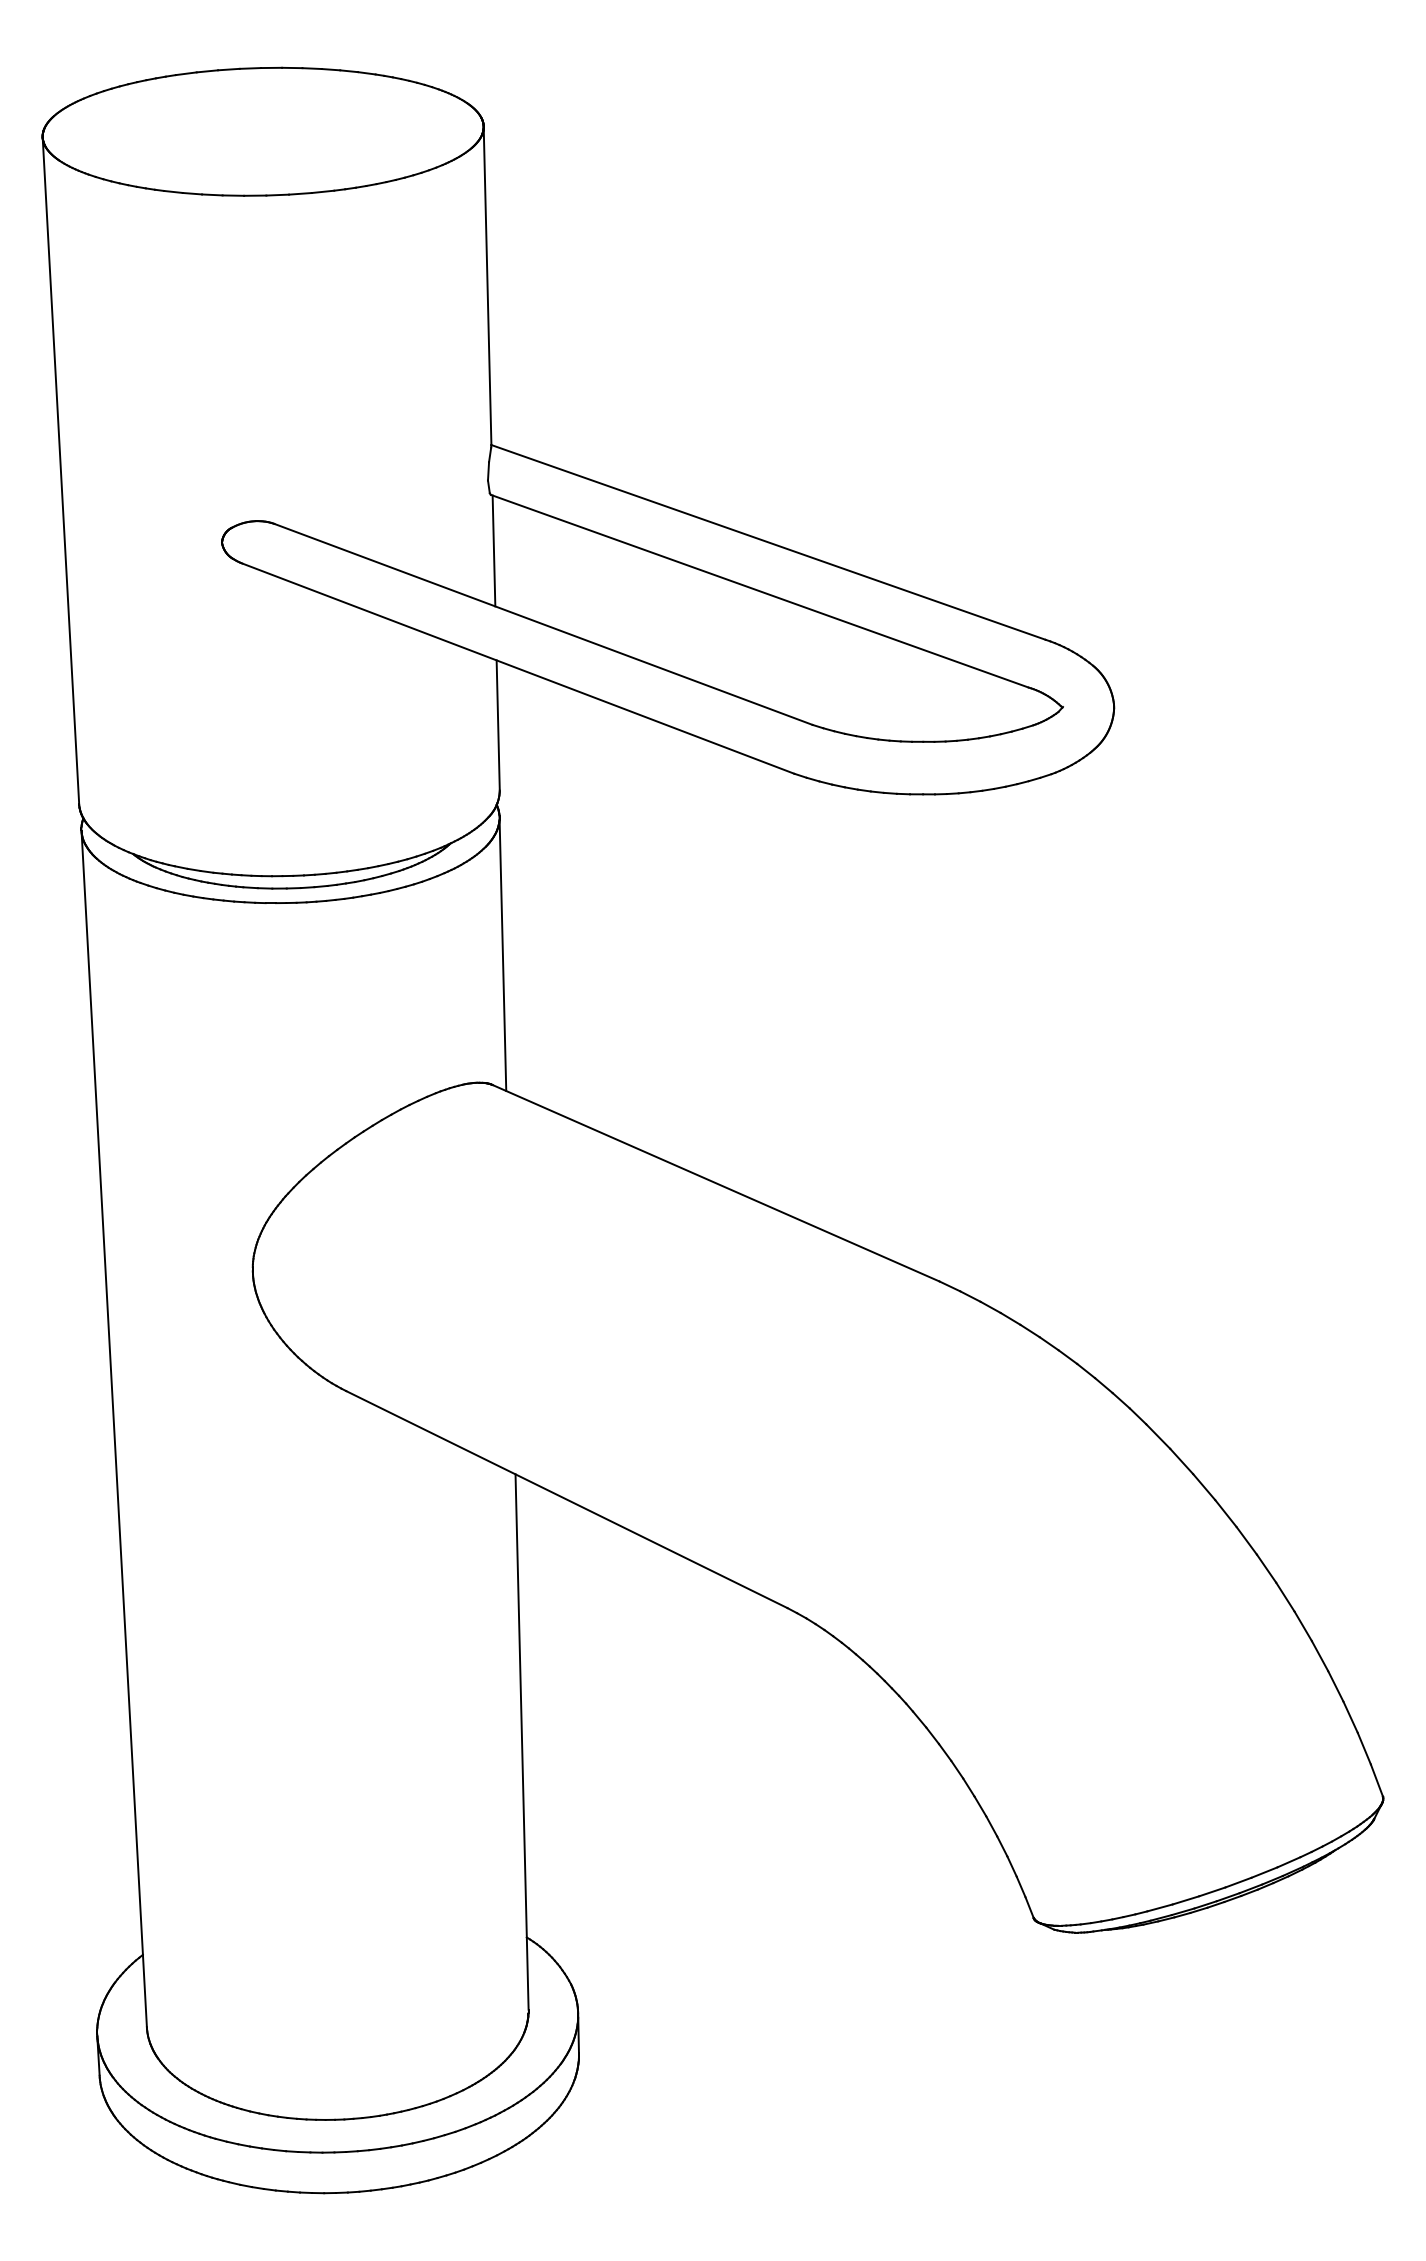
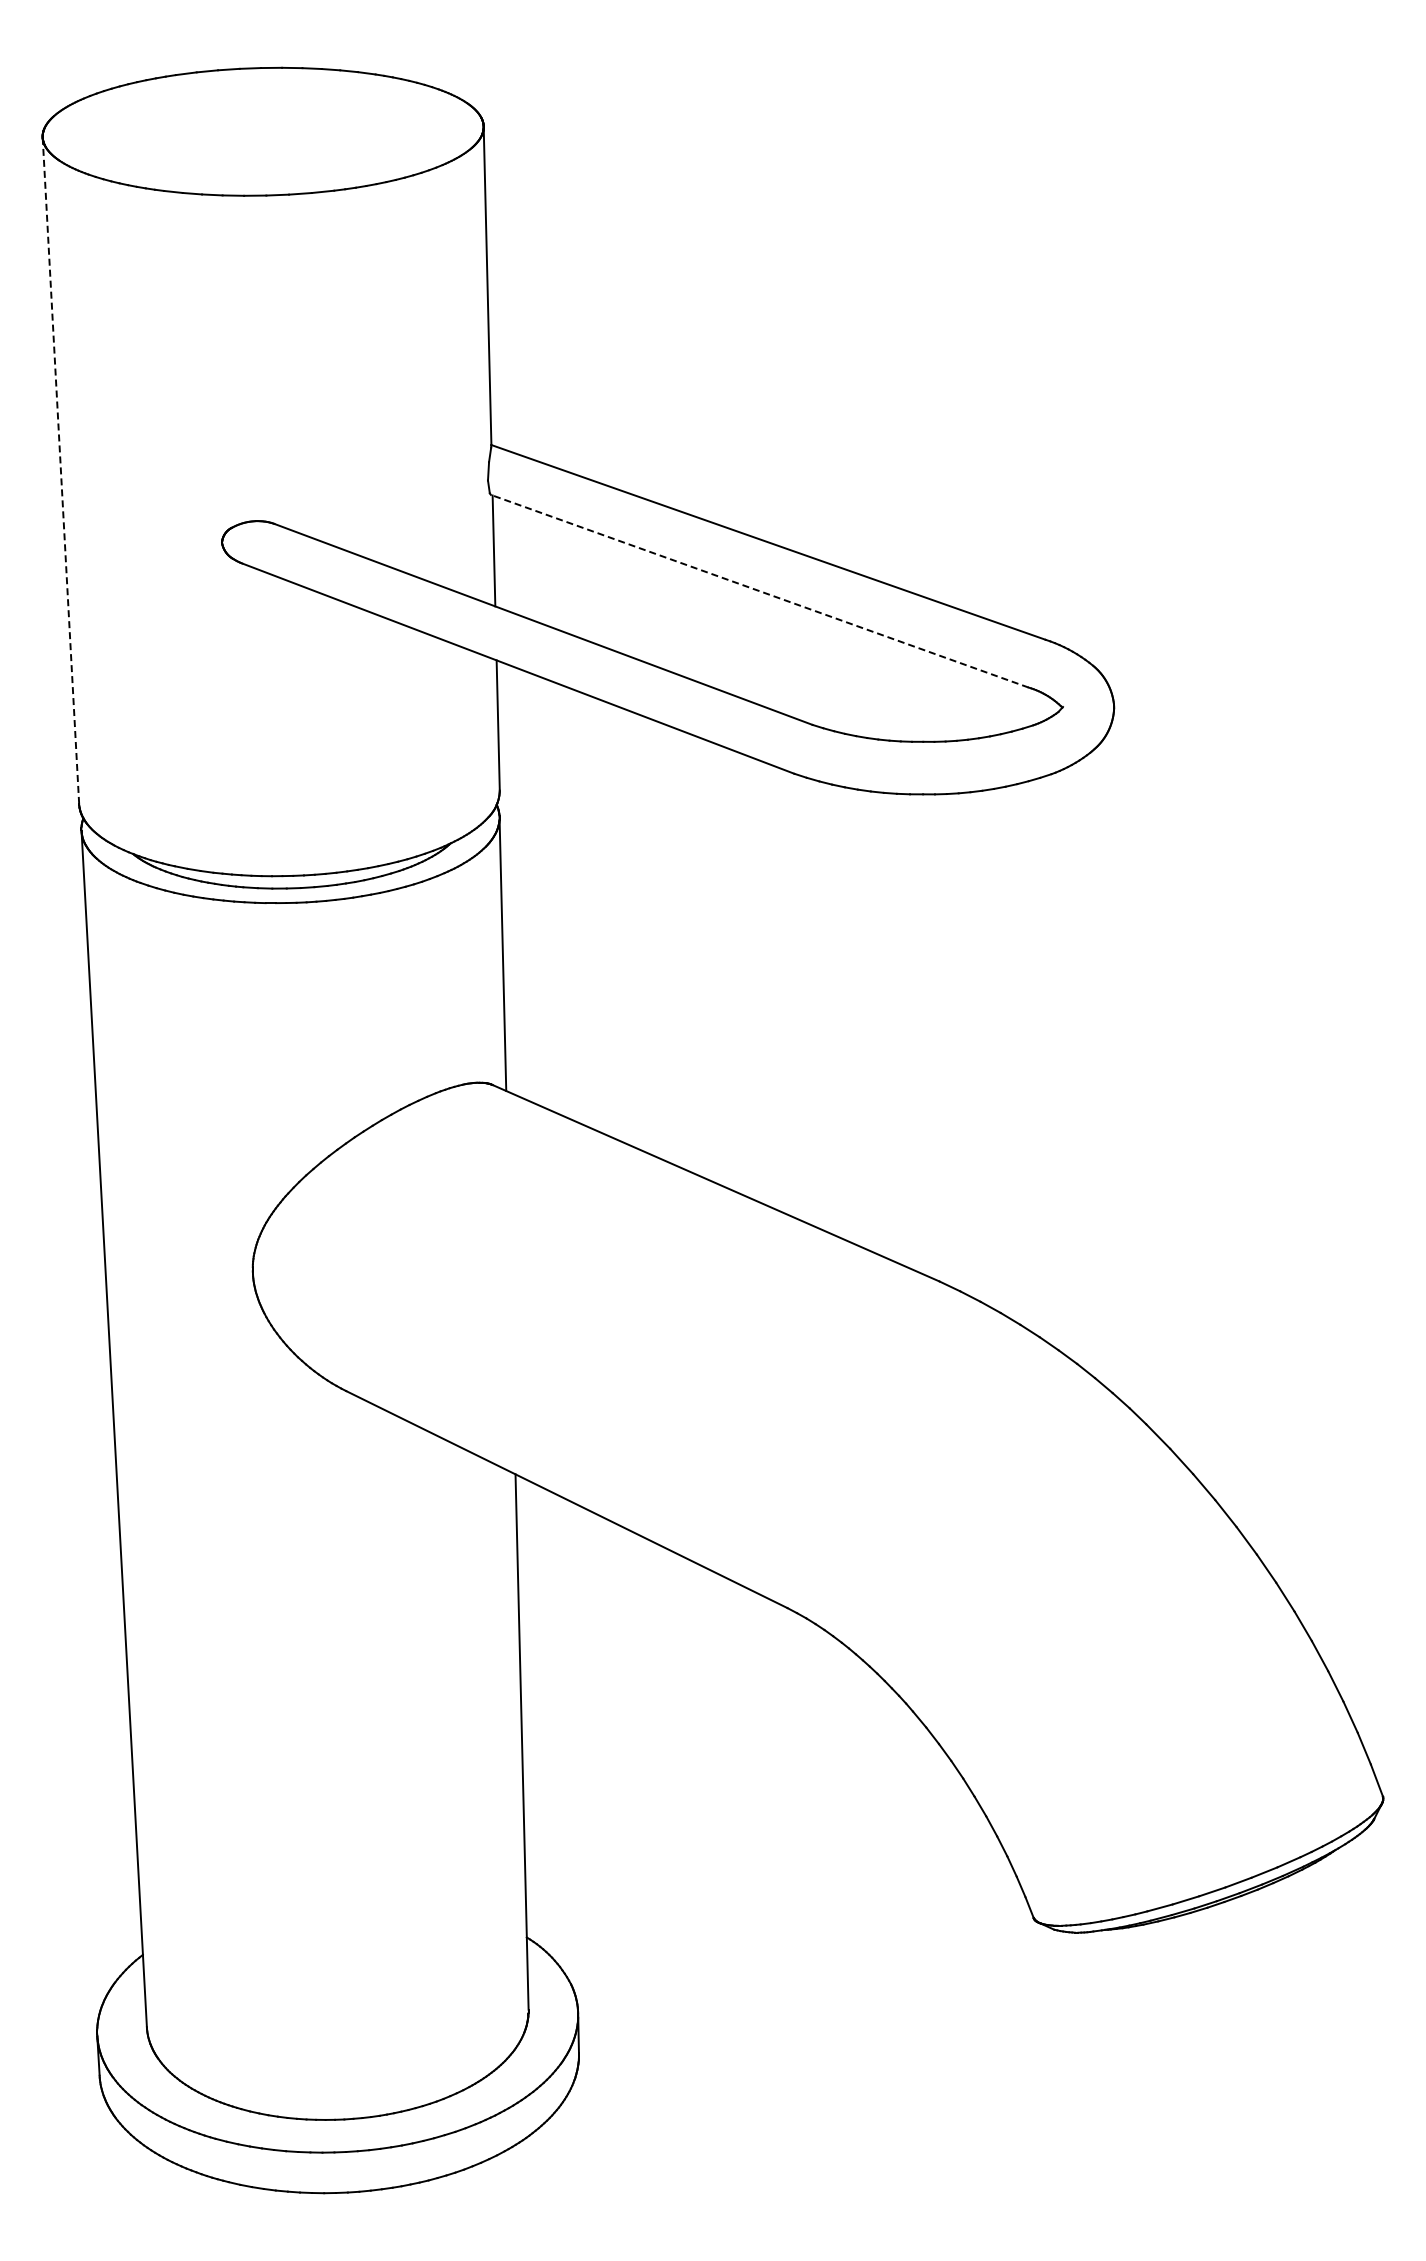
line: solid -> dashed (60, 471)
line: solid -> dashed (759, 591)
